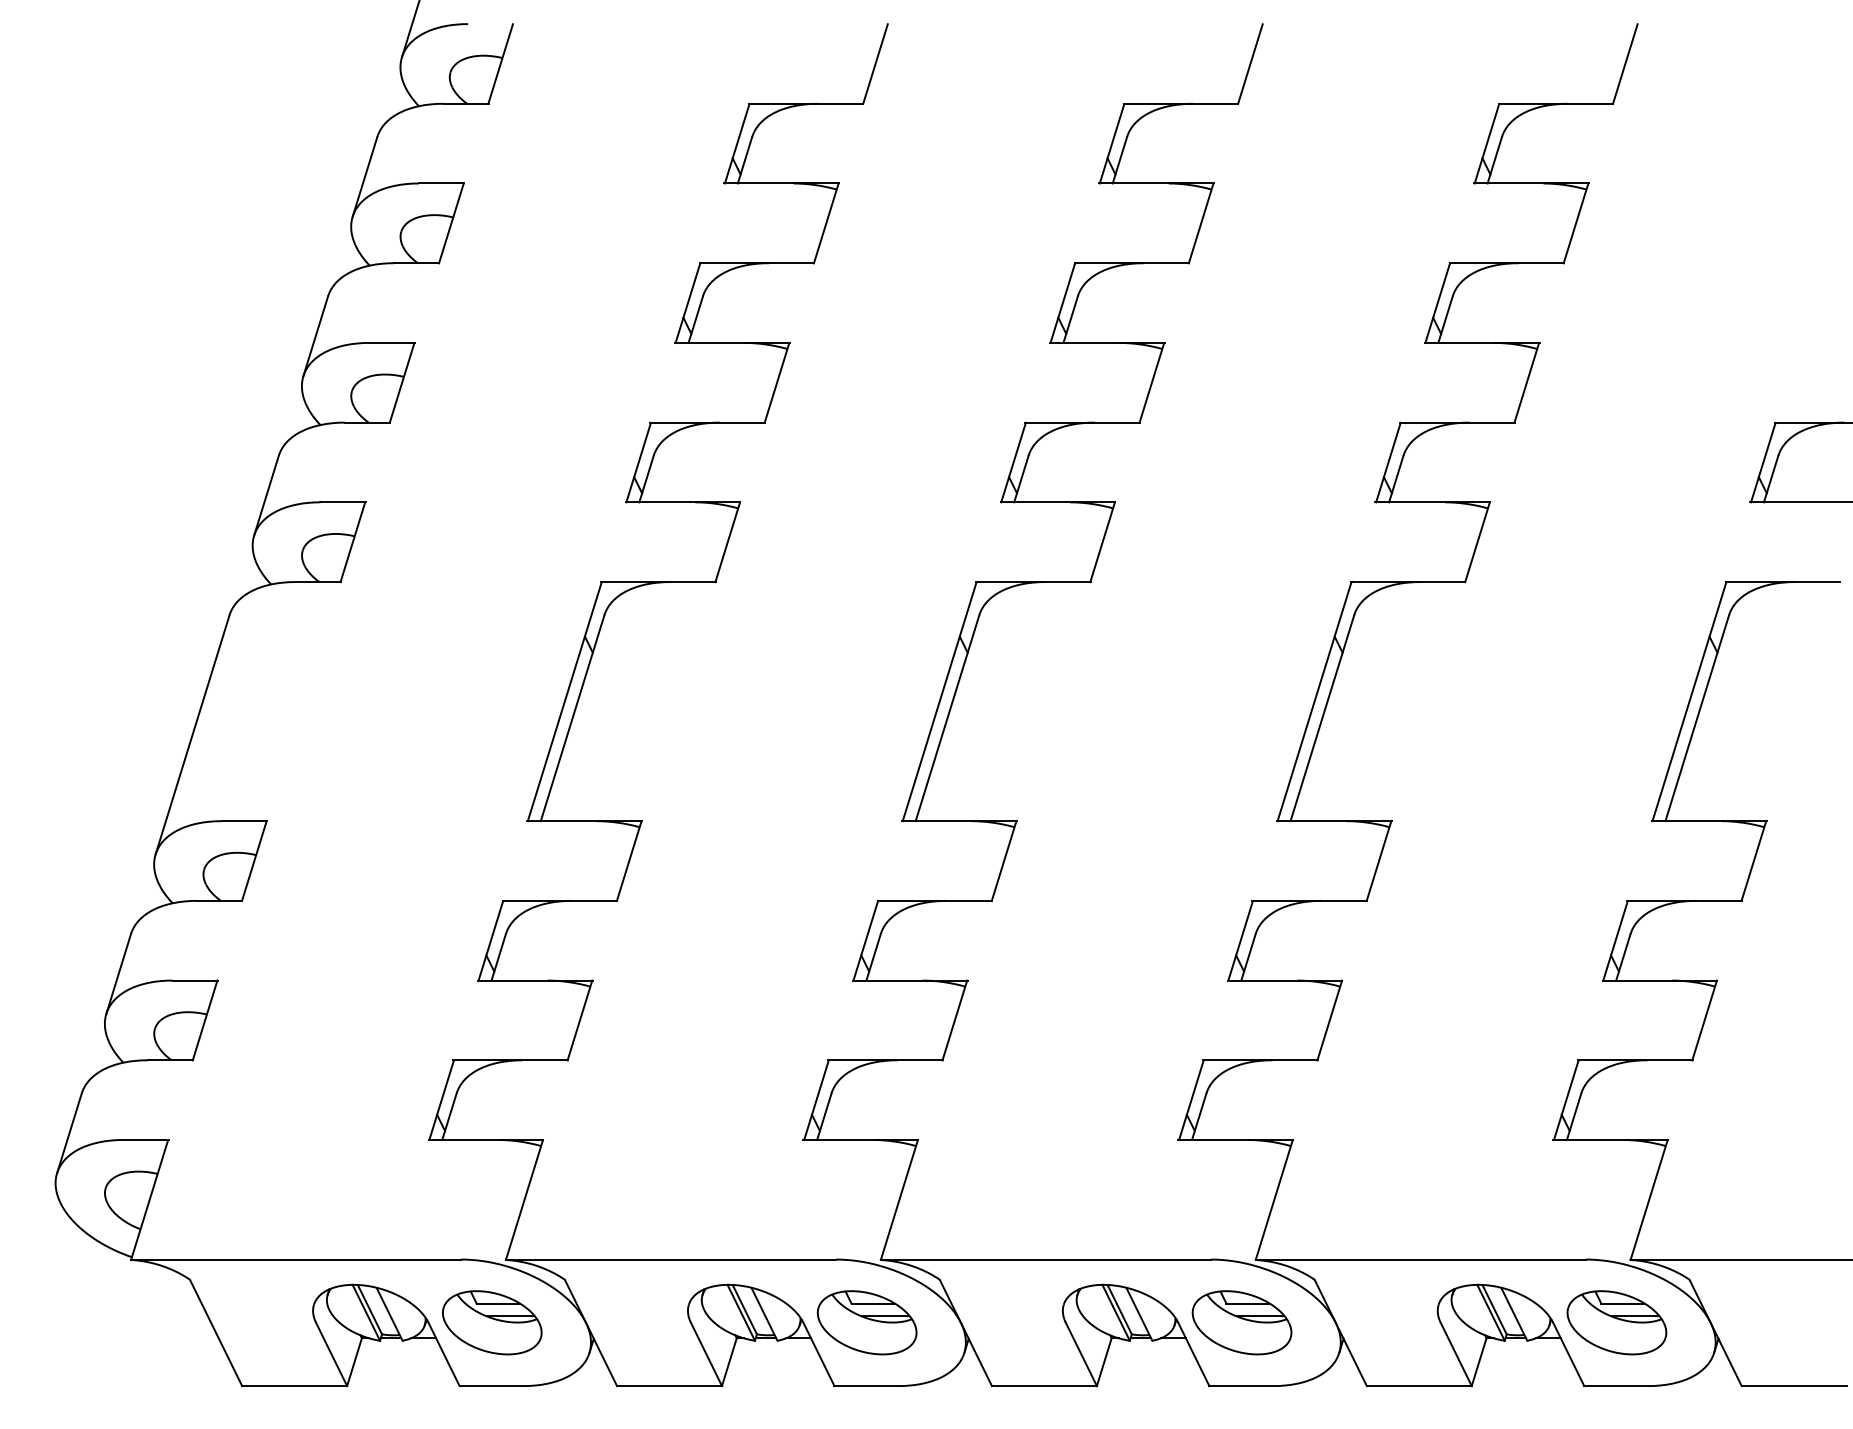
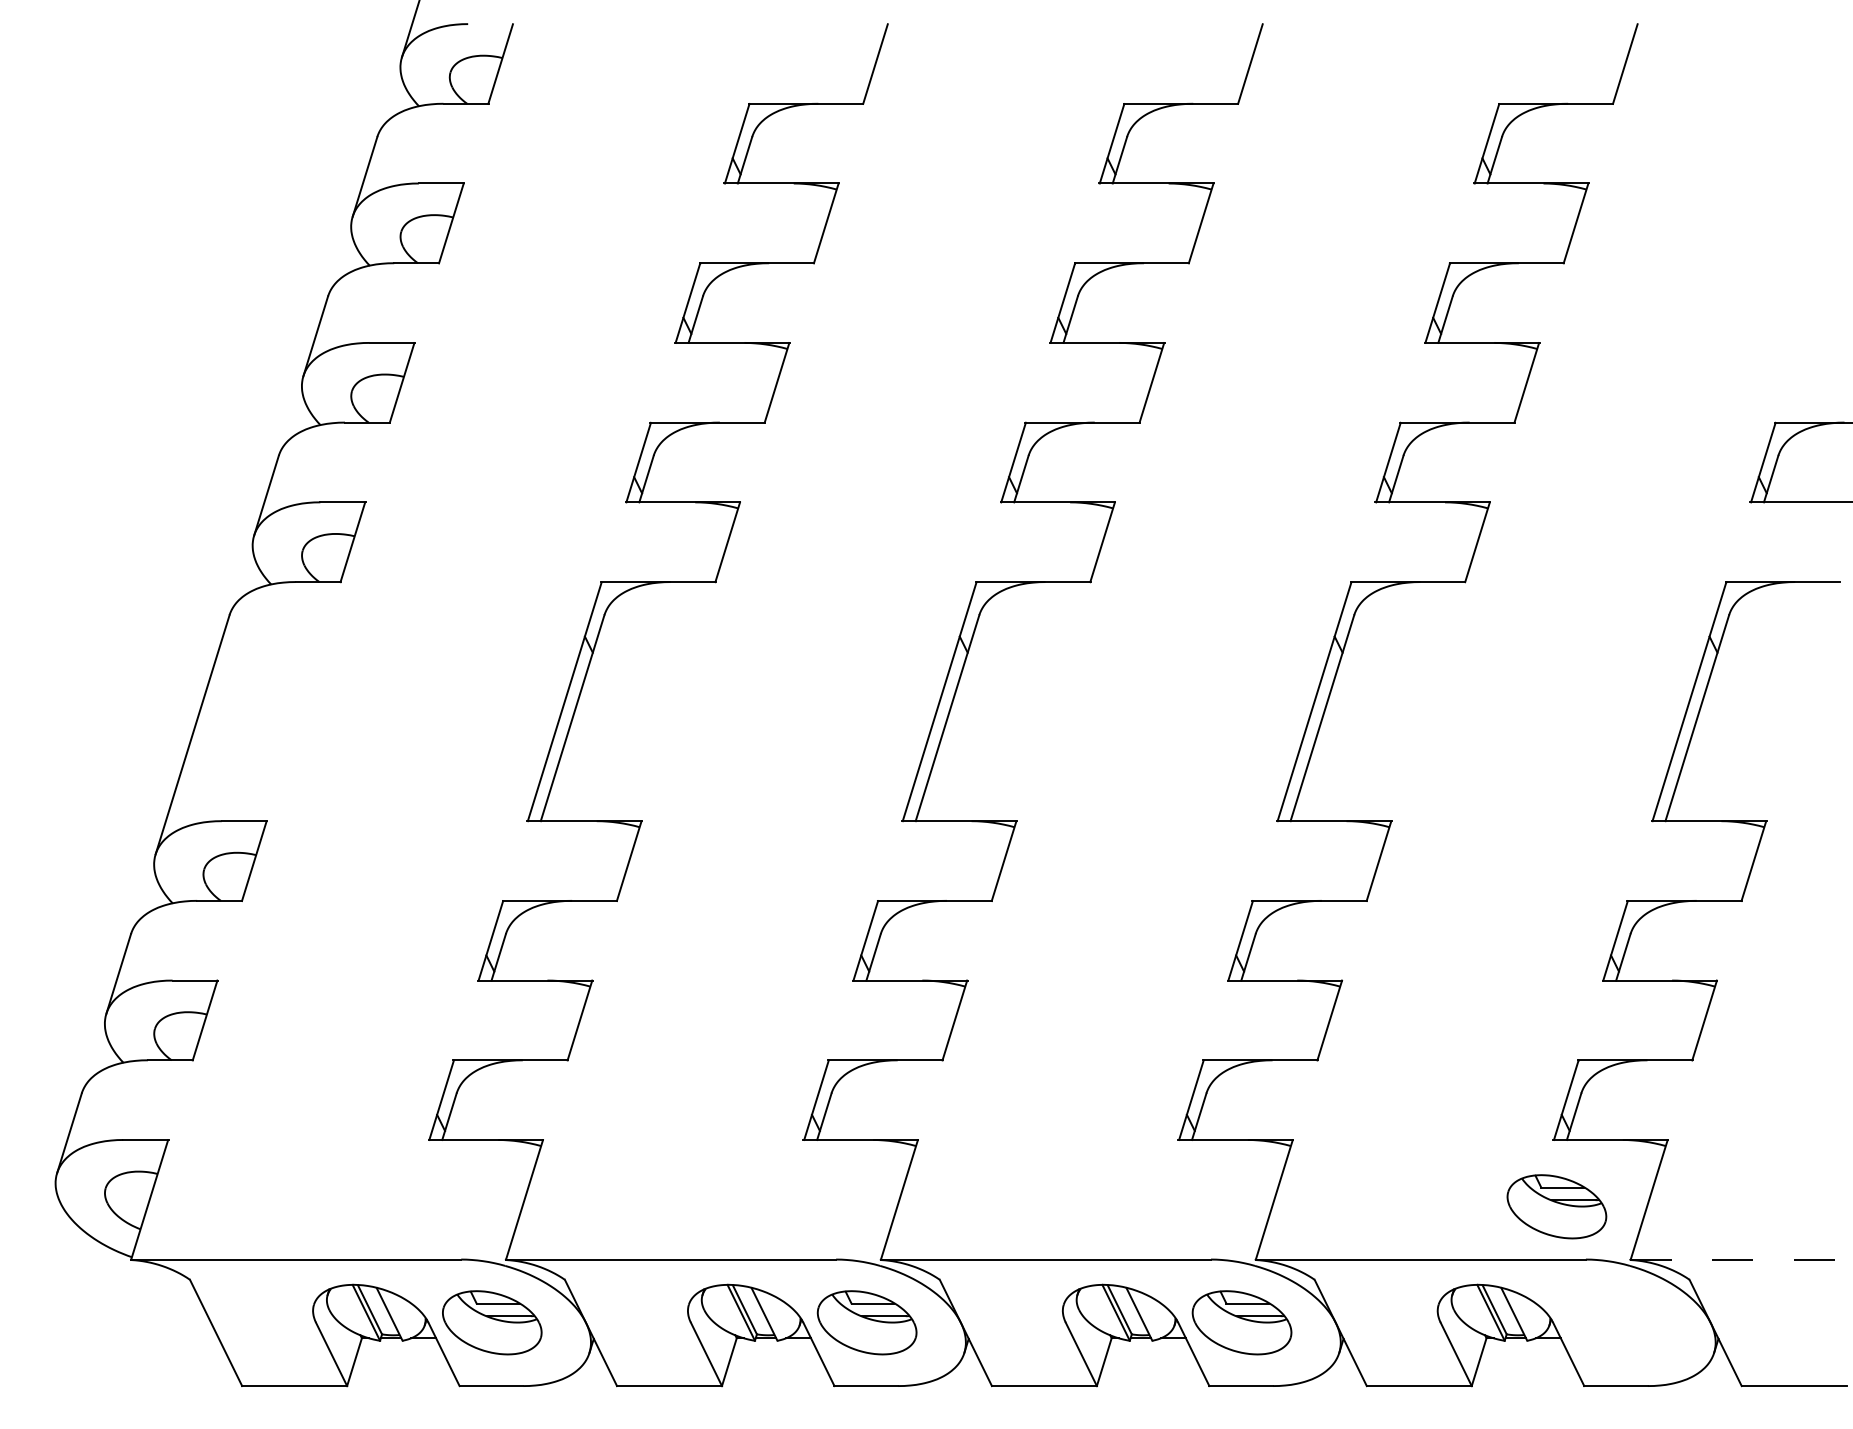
line: solid -> dashed (1741, 1259)
part position: (1616, 1322) -> (1556, 1206) (1556, 1206)
